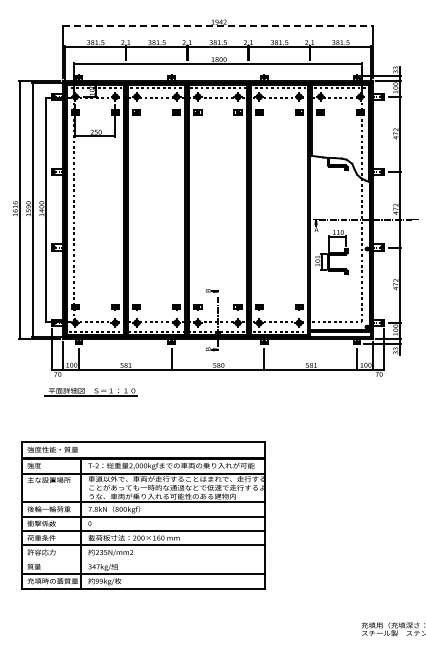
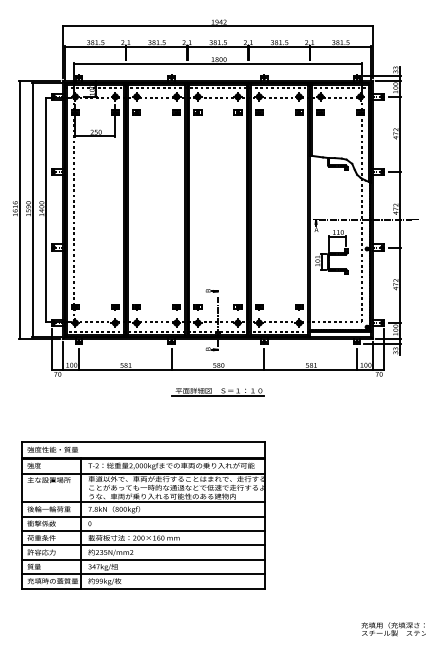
line: dashed -> solid (218, 26)
part position: (90, 392) -> (217, 392) (217, 392)
line: none -> present (143, 559)
